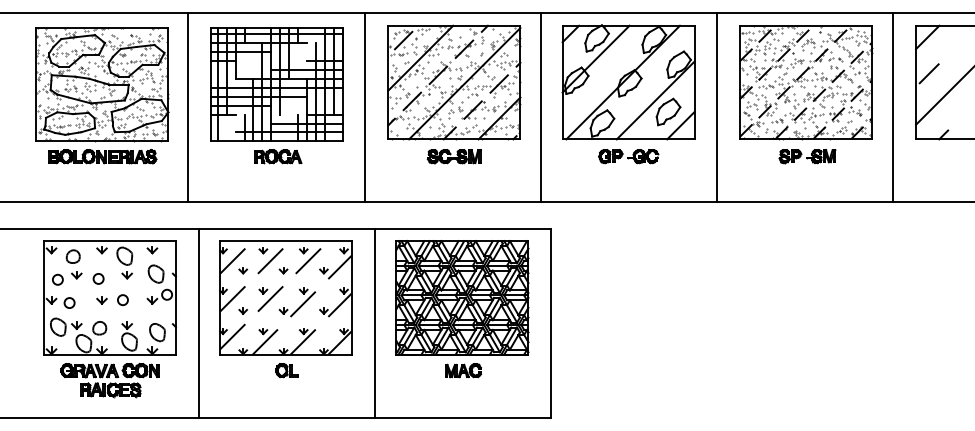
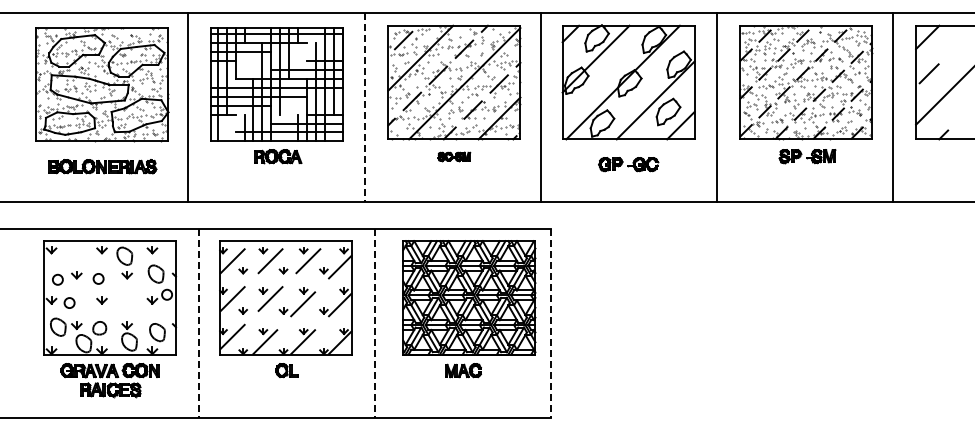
line: solid -> dashed (364, 107)
part position: (102, 156) -> (102, 166) (102, 166)
part size: 56x16 px -> 35x12 px (454, 156)
part position: (628, 156) -> (628, 164) (628, 164)
part: present -> none (72, 256)
part position: (462, 297) -> (469, 297) (469, 297)
circle: present -> none (122, 299)
line: solid -> dashed (198, 323)
line: solid -> dashed (375, 323)
line: solid -> dashed (551, 323)
